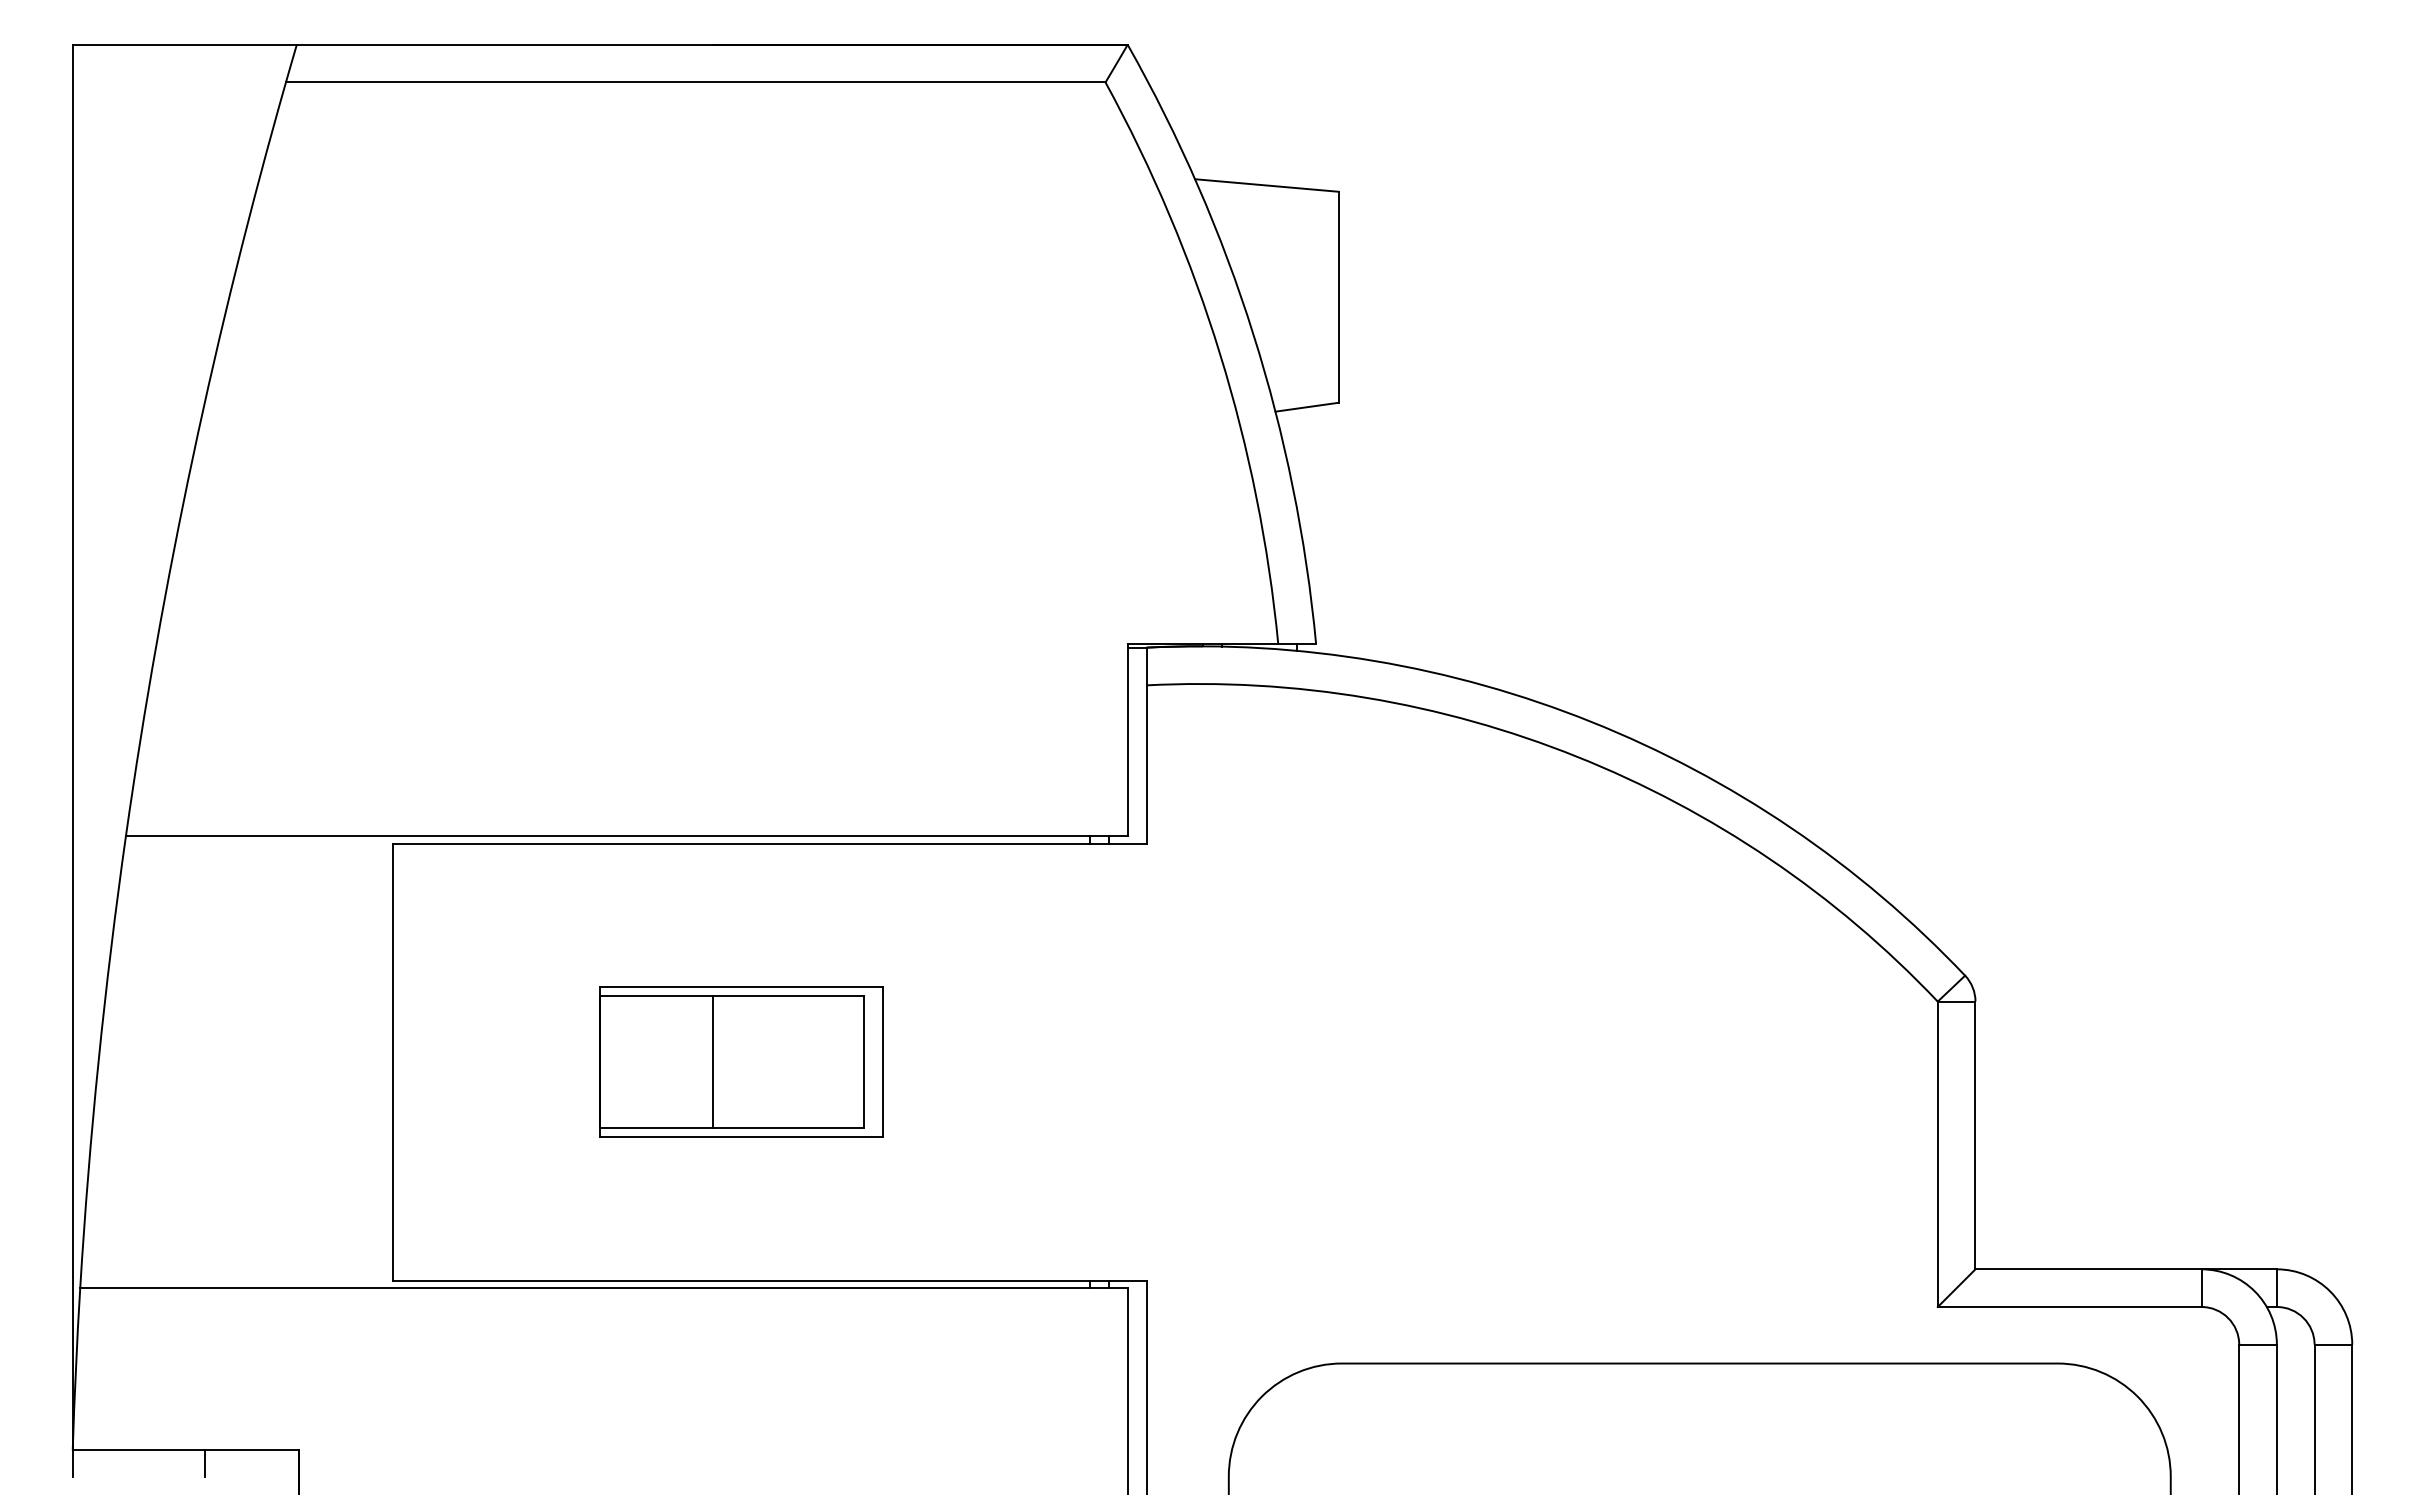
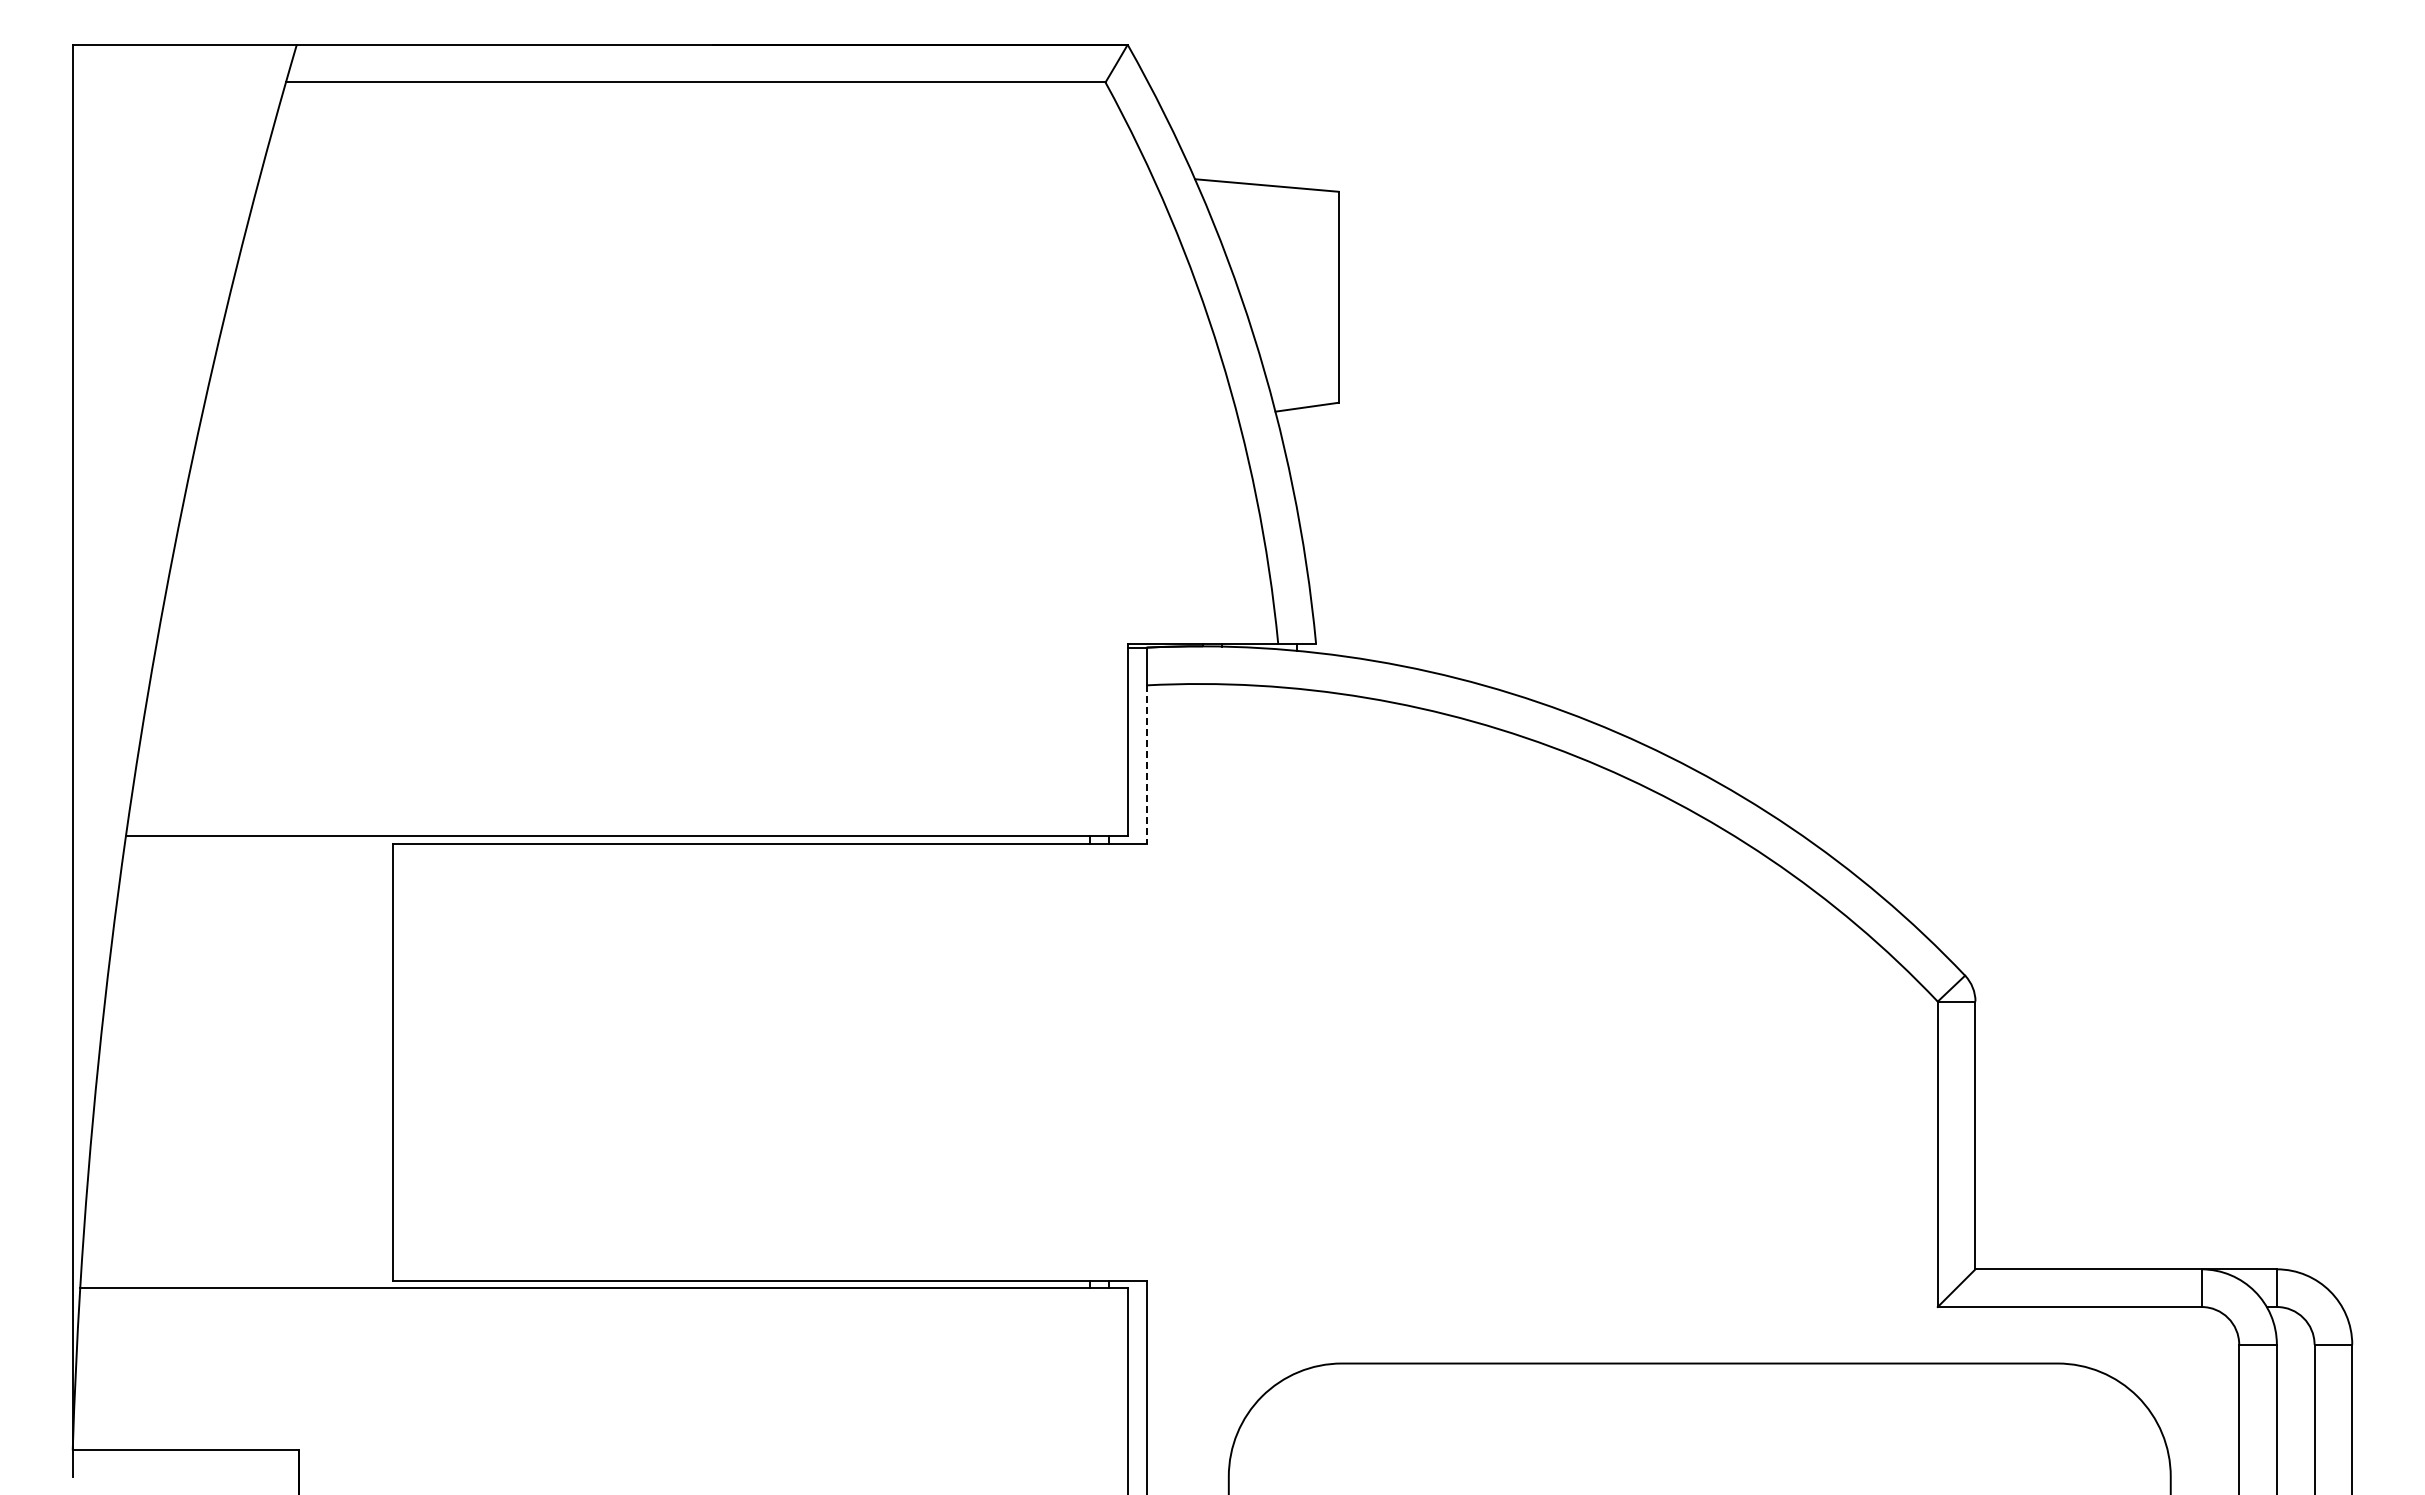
line: solid -> dashed (1146, 764)
part: present -> none (741, 1061)
line: present -> none (204, 1463)
